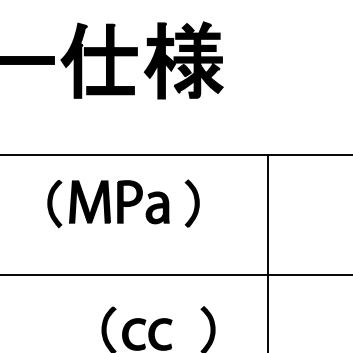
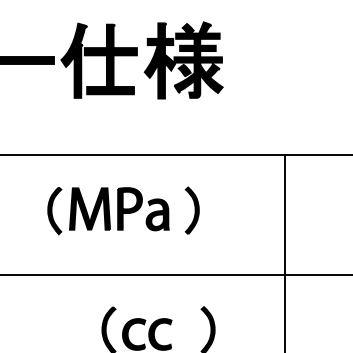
part position: (123, 203) -> (123, 210) (123, 210)
line position: (268, 252) -> (285, 252) (285, 252)
